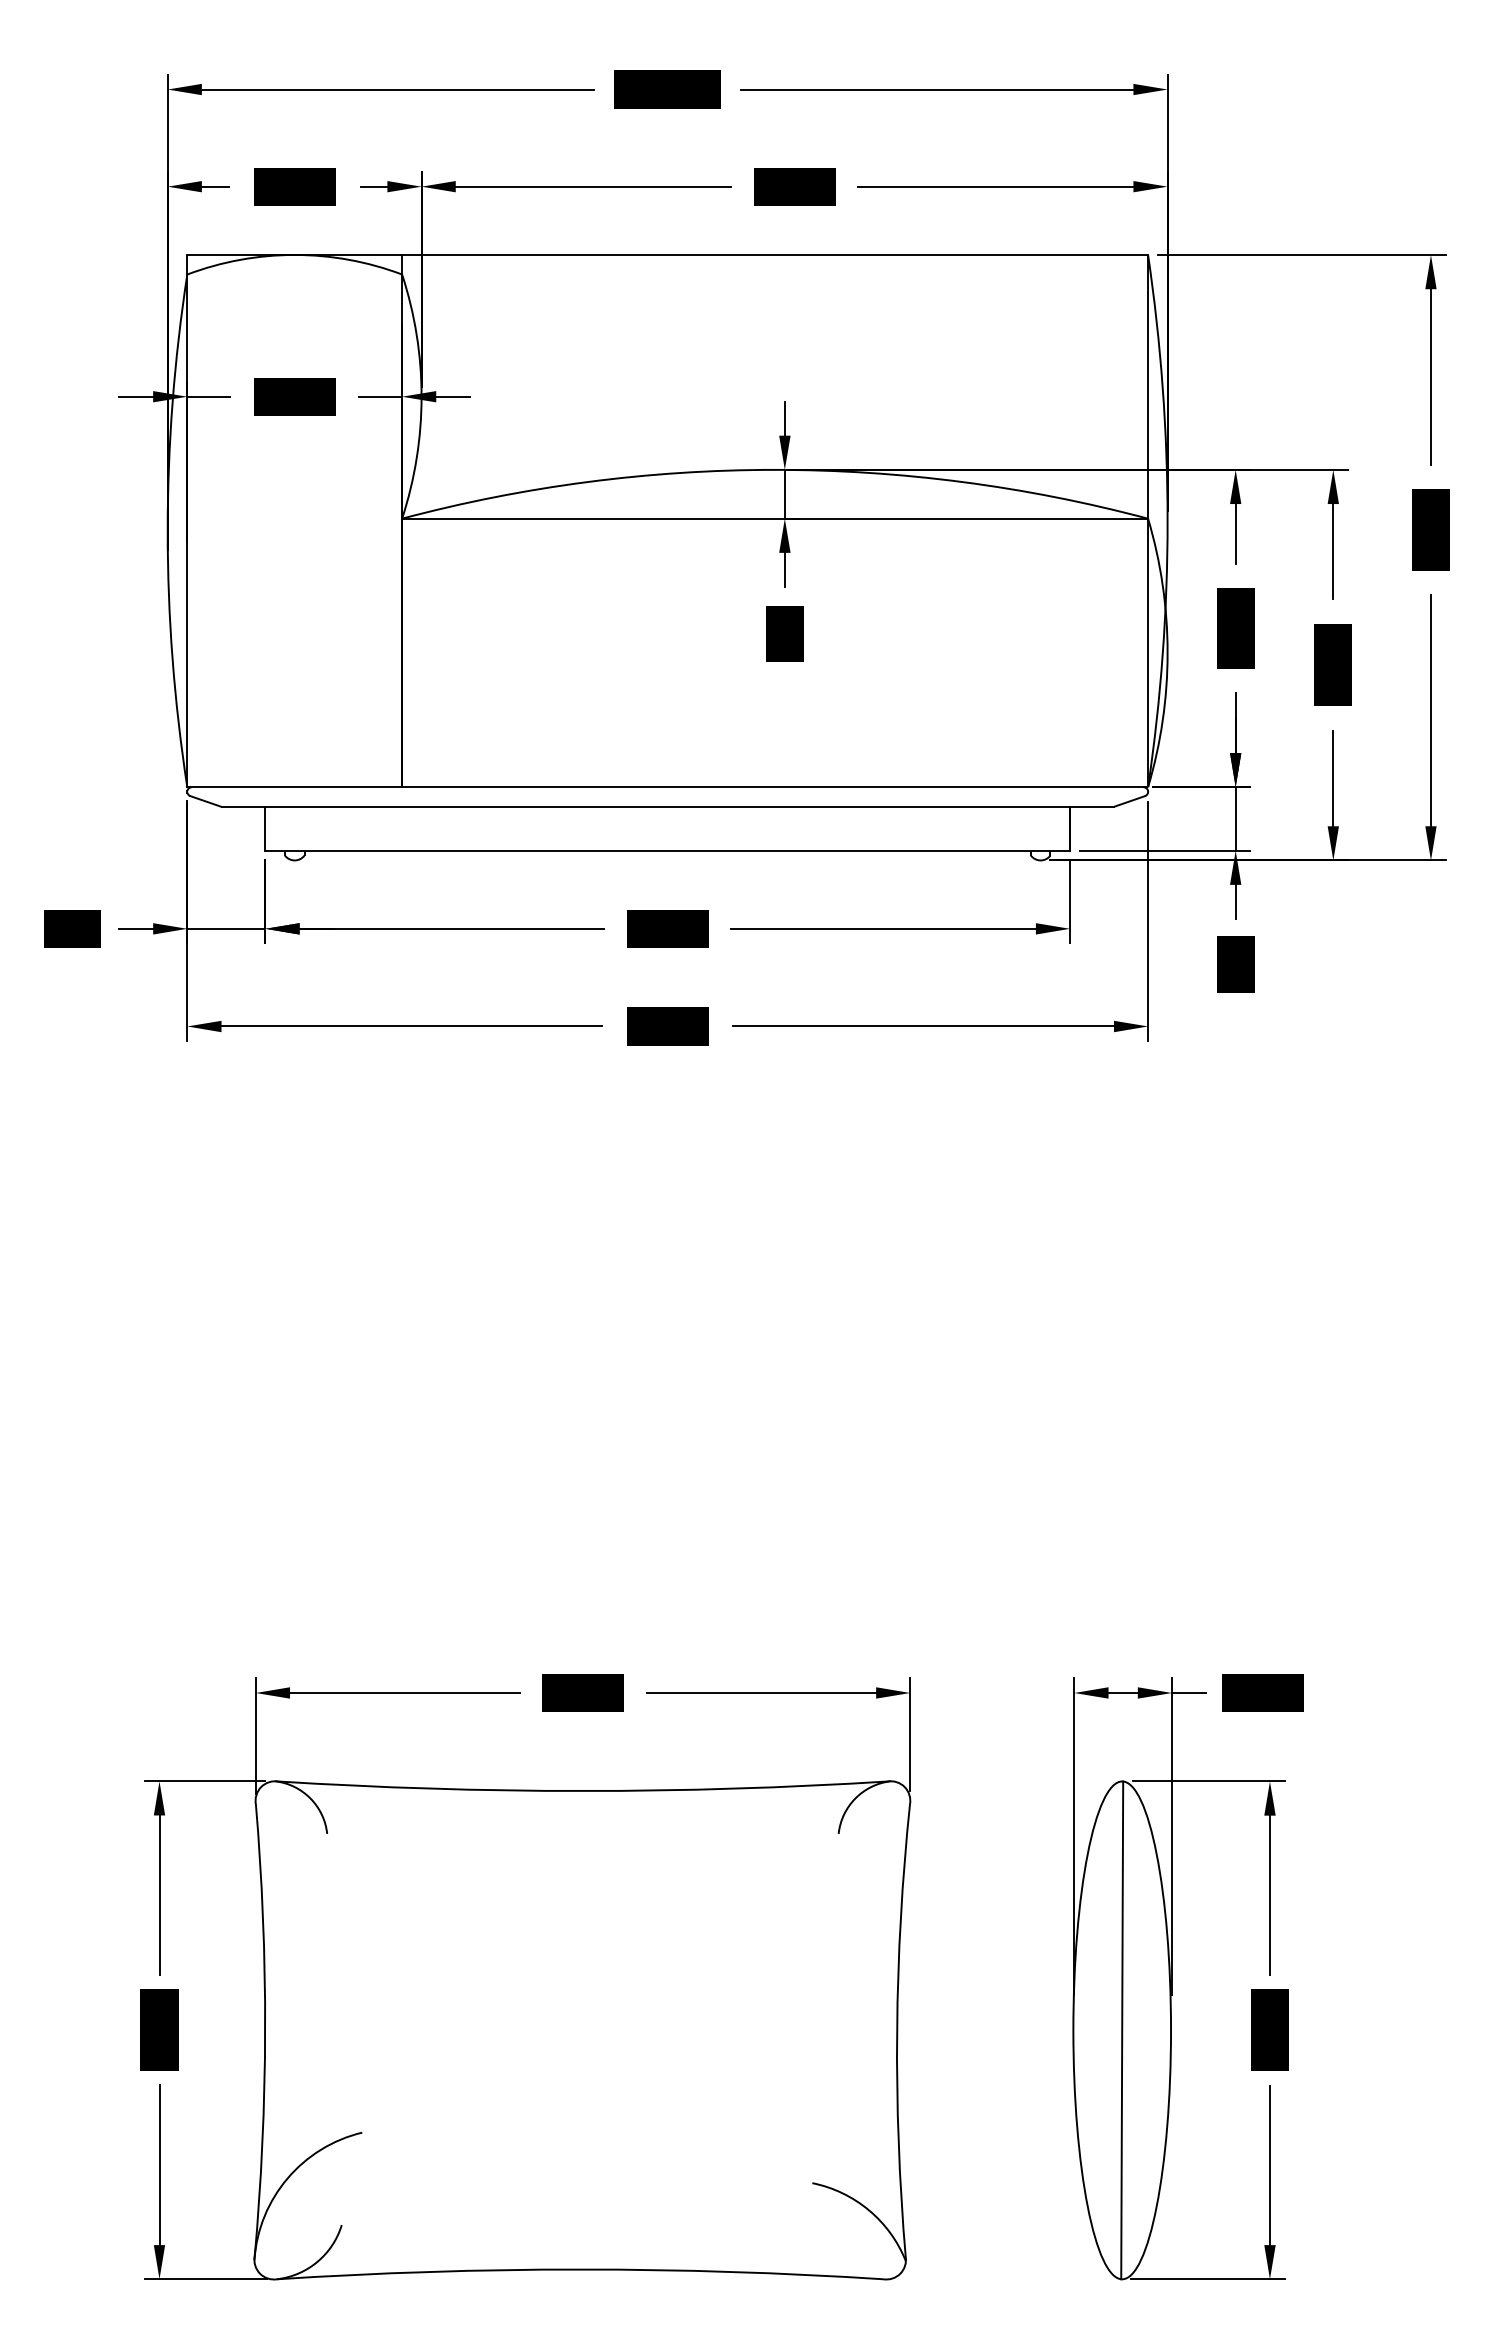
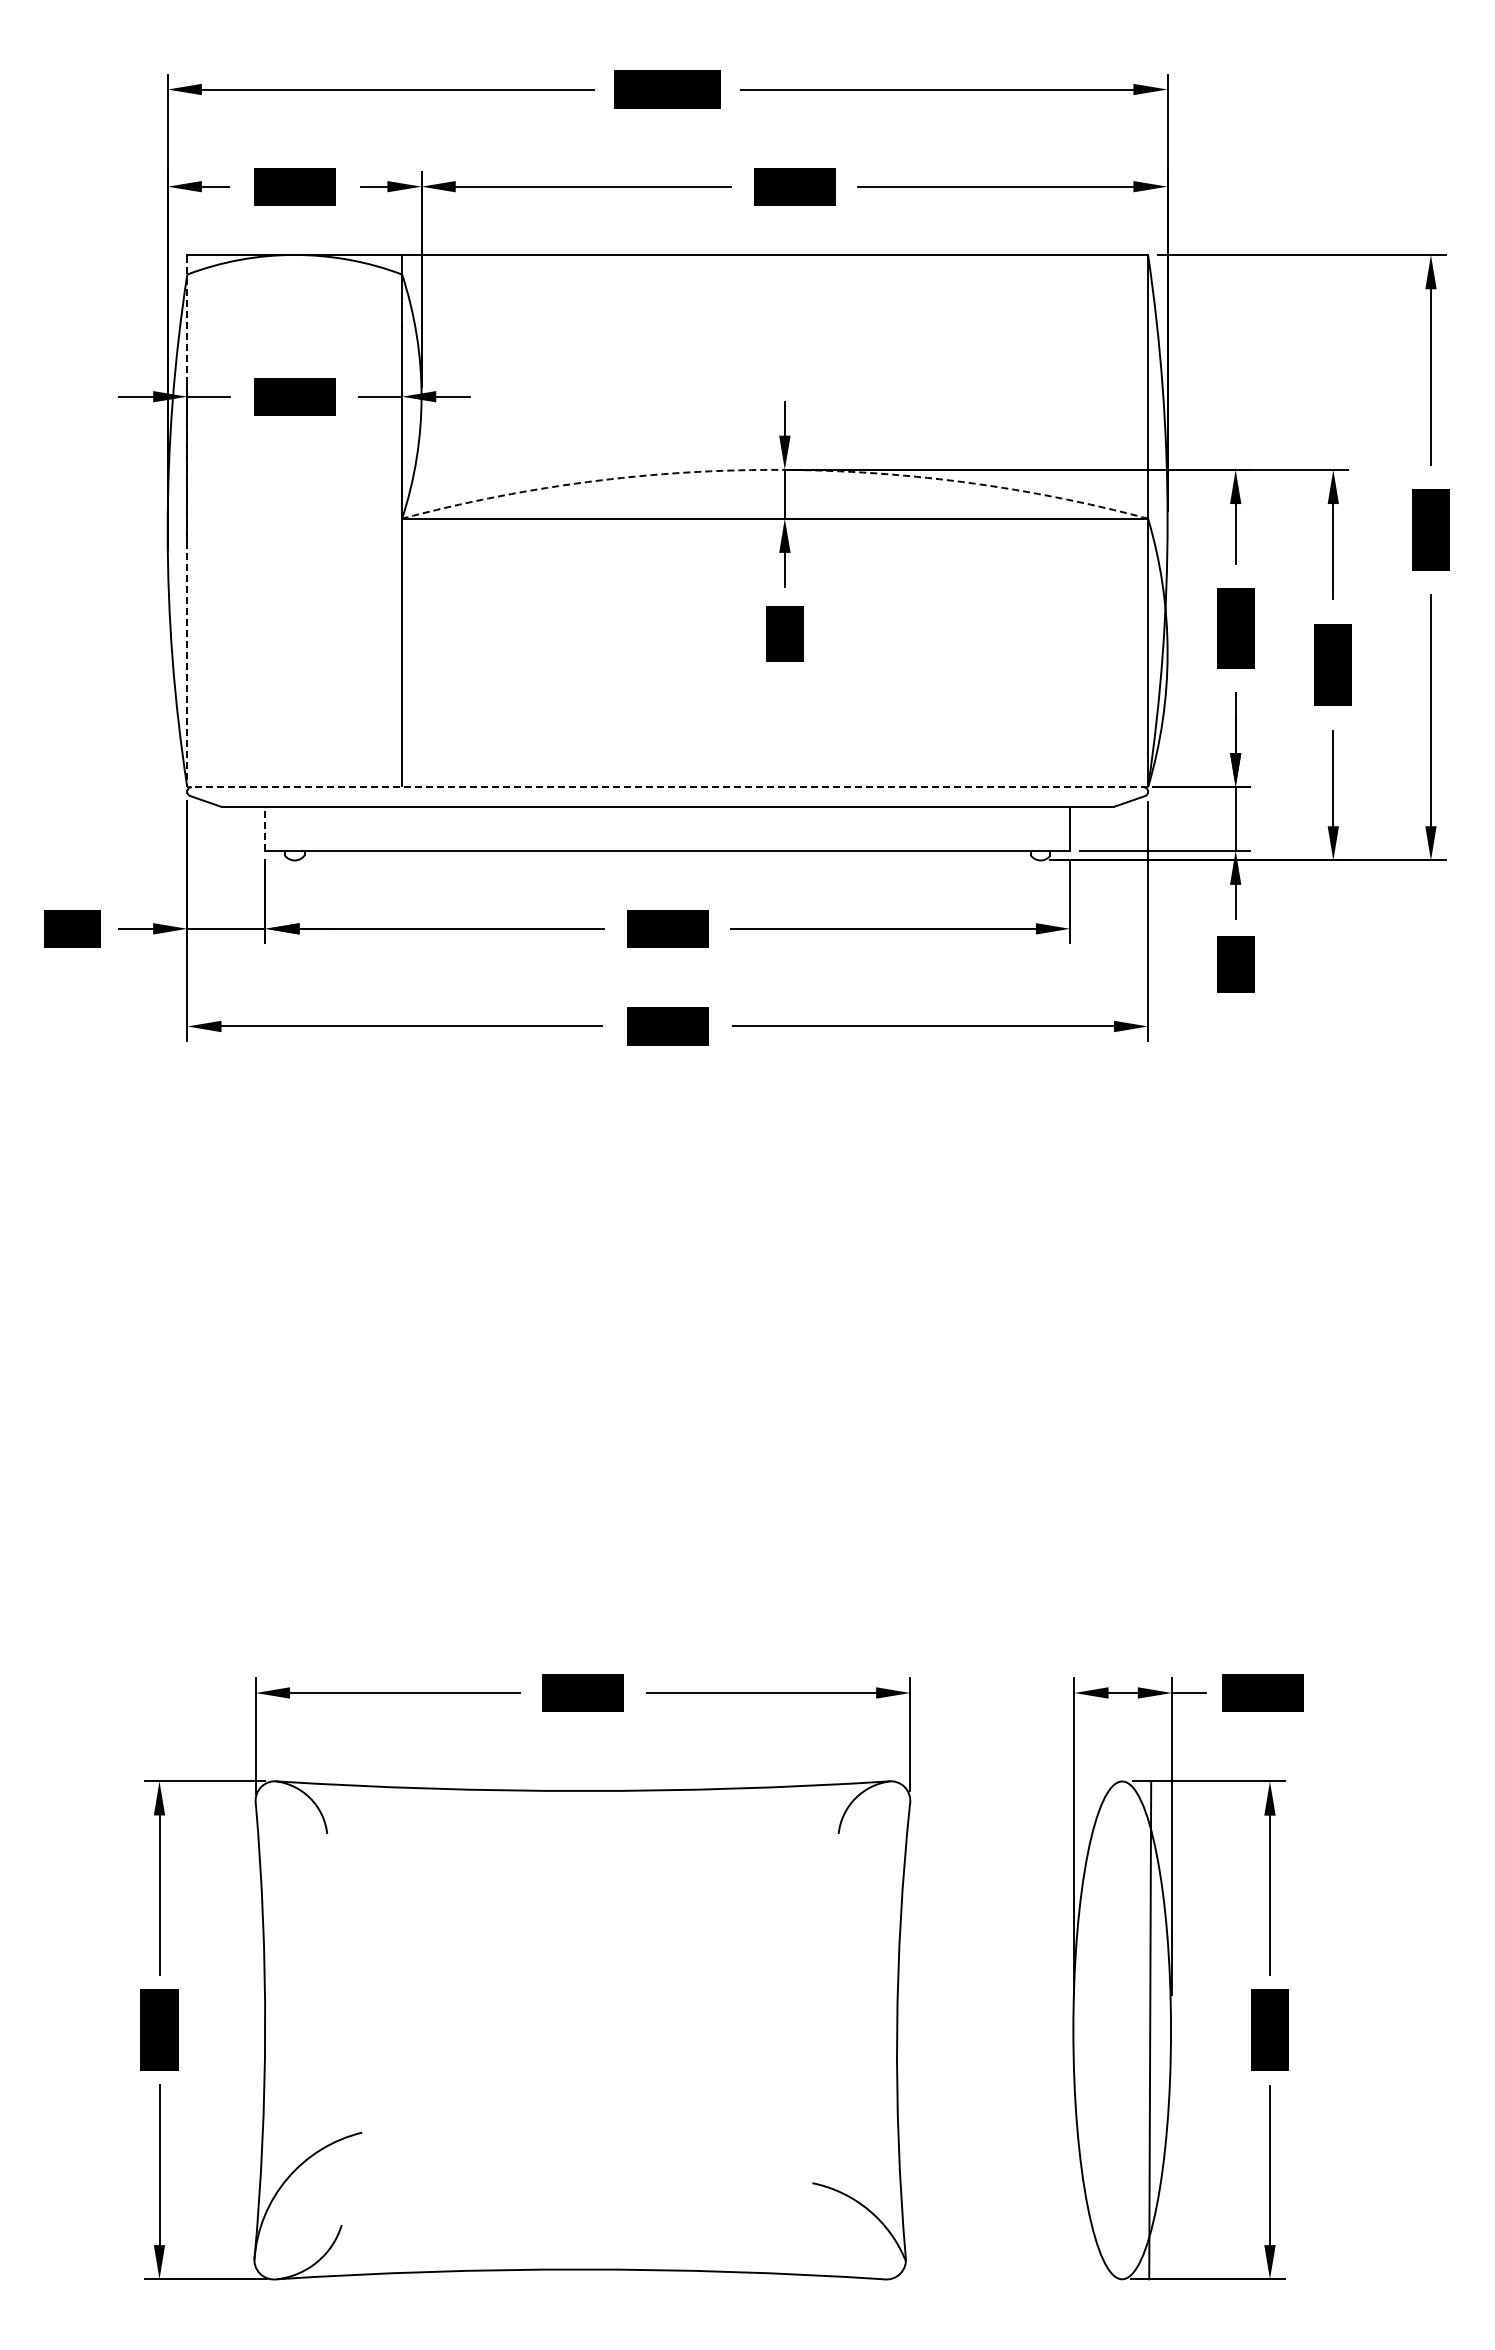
arc: solid -> dashed (775, 469)
line: solid -> dashed (400, 787)
line: solid -> dashed (265, 828)
line position: (1122, 2030) -> (1150, 2030) (1150, 2030)
